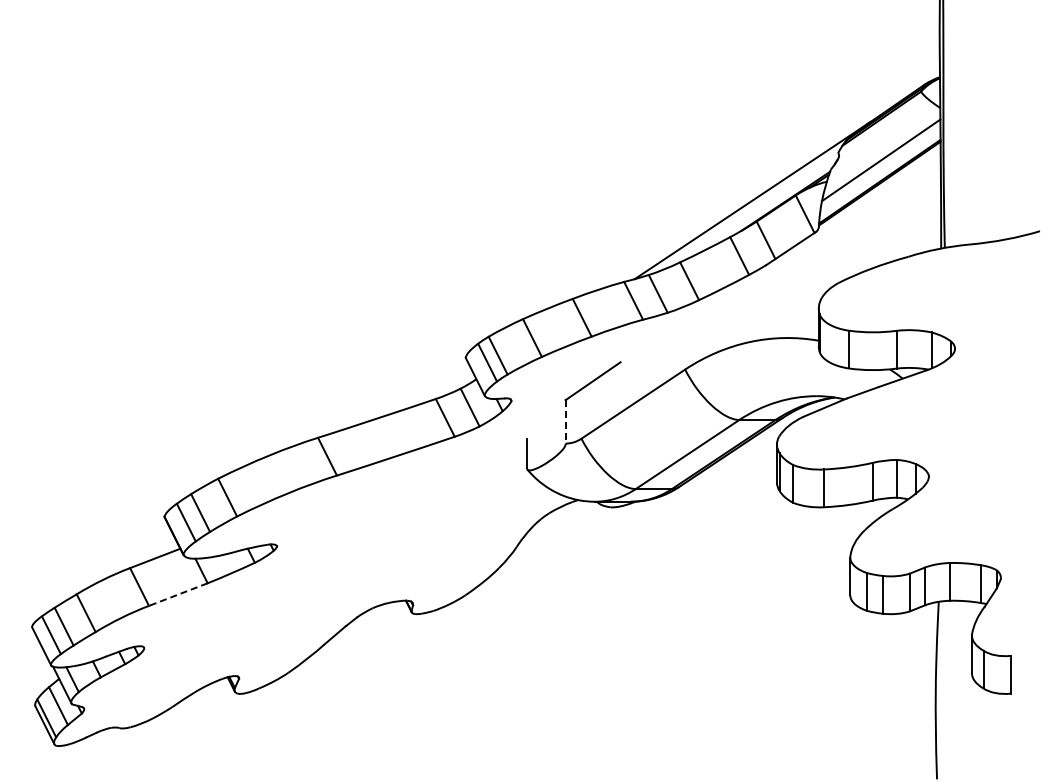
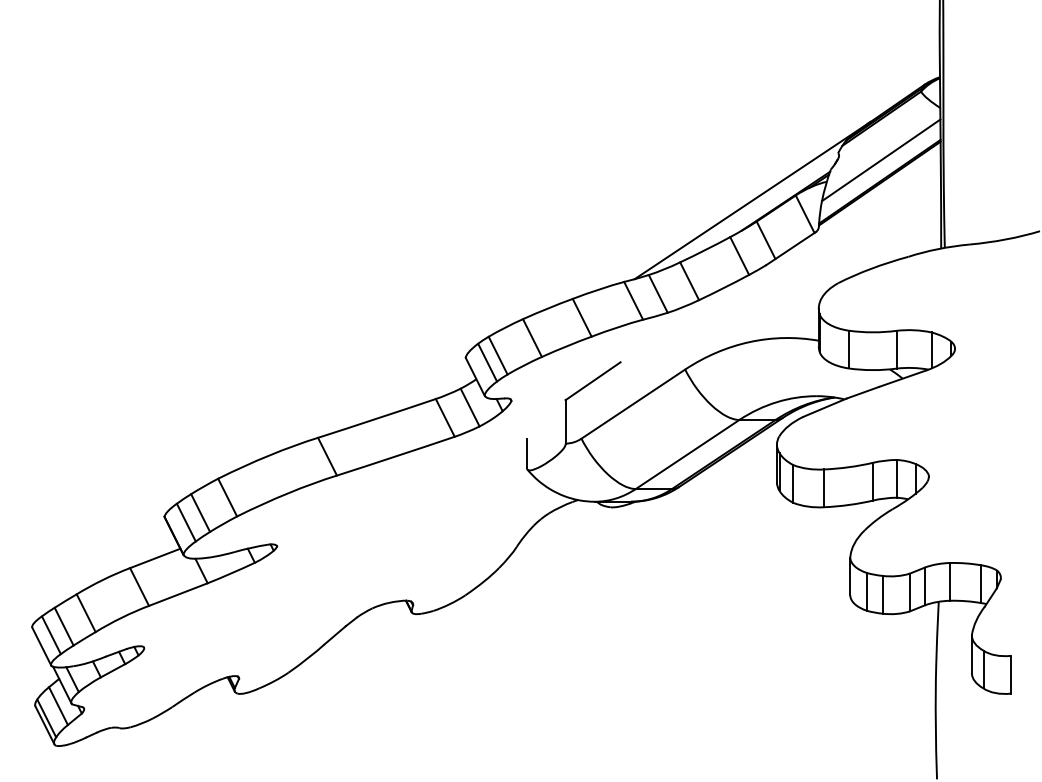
line: dashed -> solid (565, 421)
line: dashed -> solid (177, 594)
